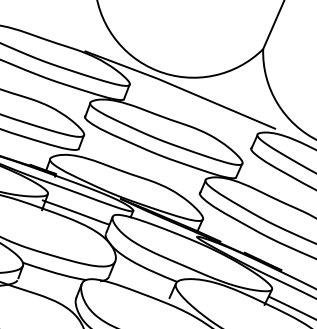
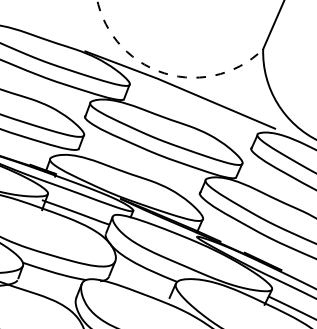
arc: solid -> dashed (166, 73)
